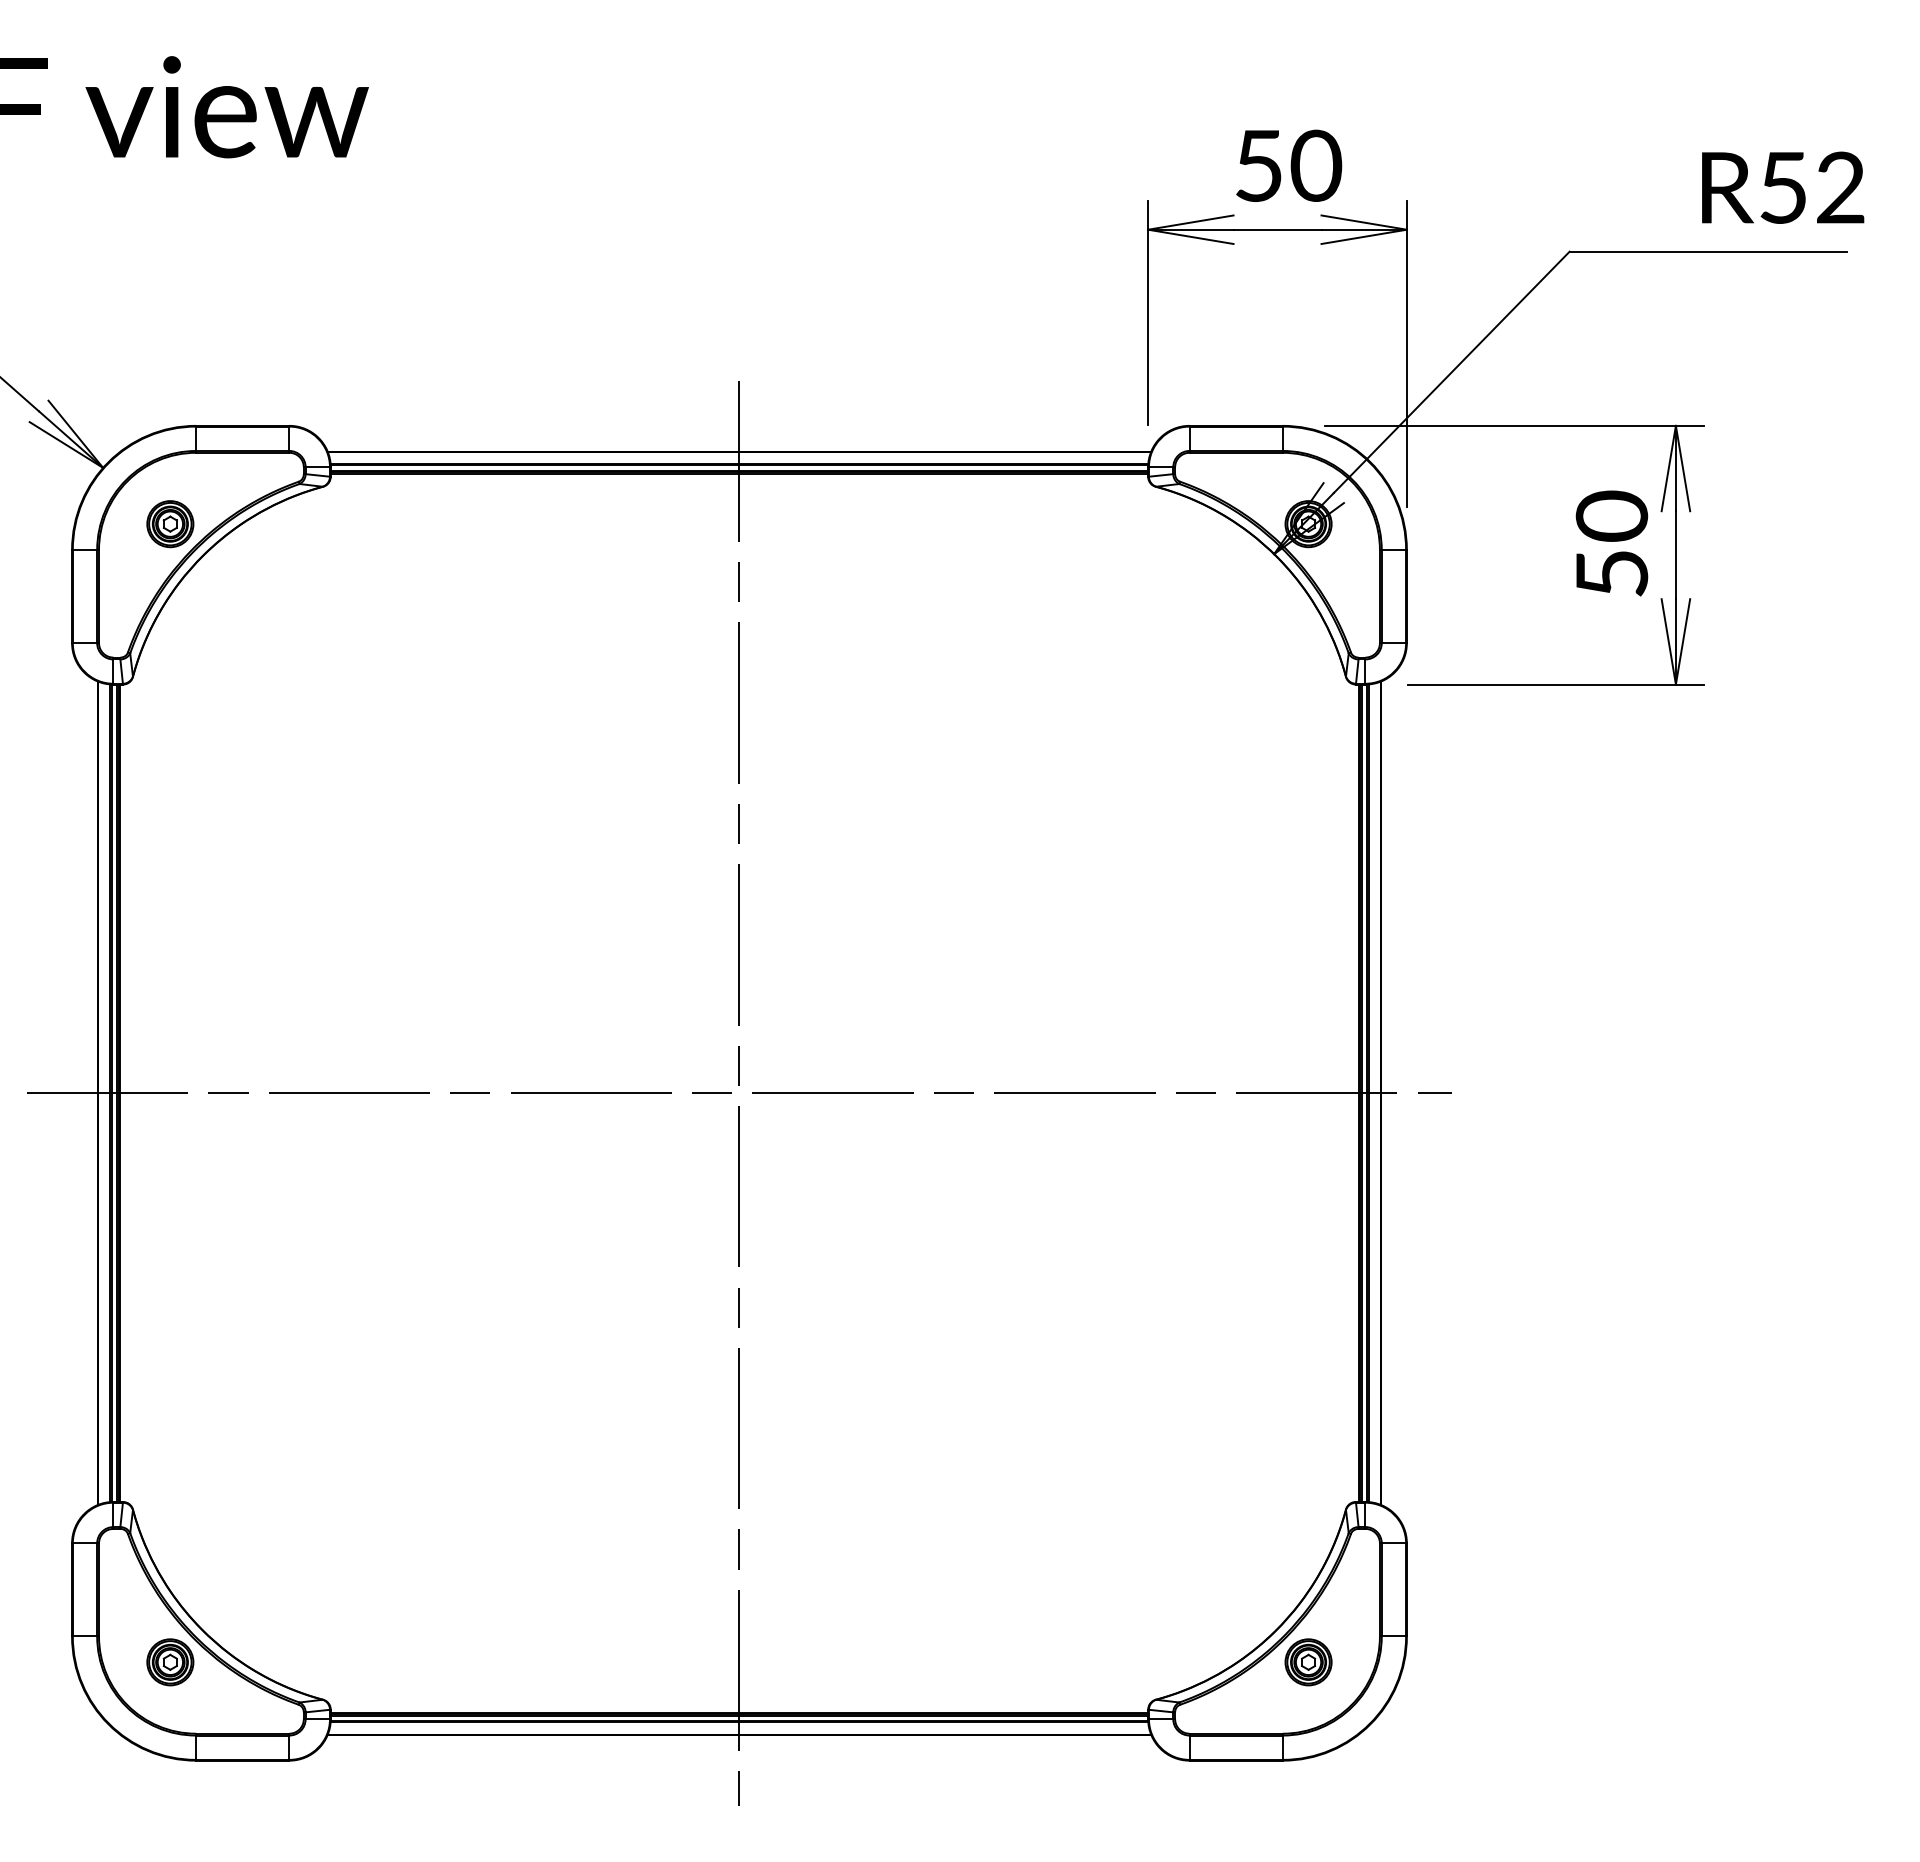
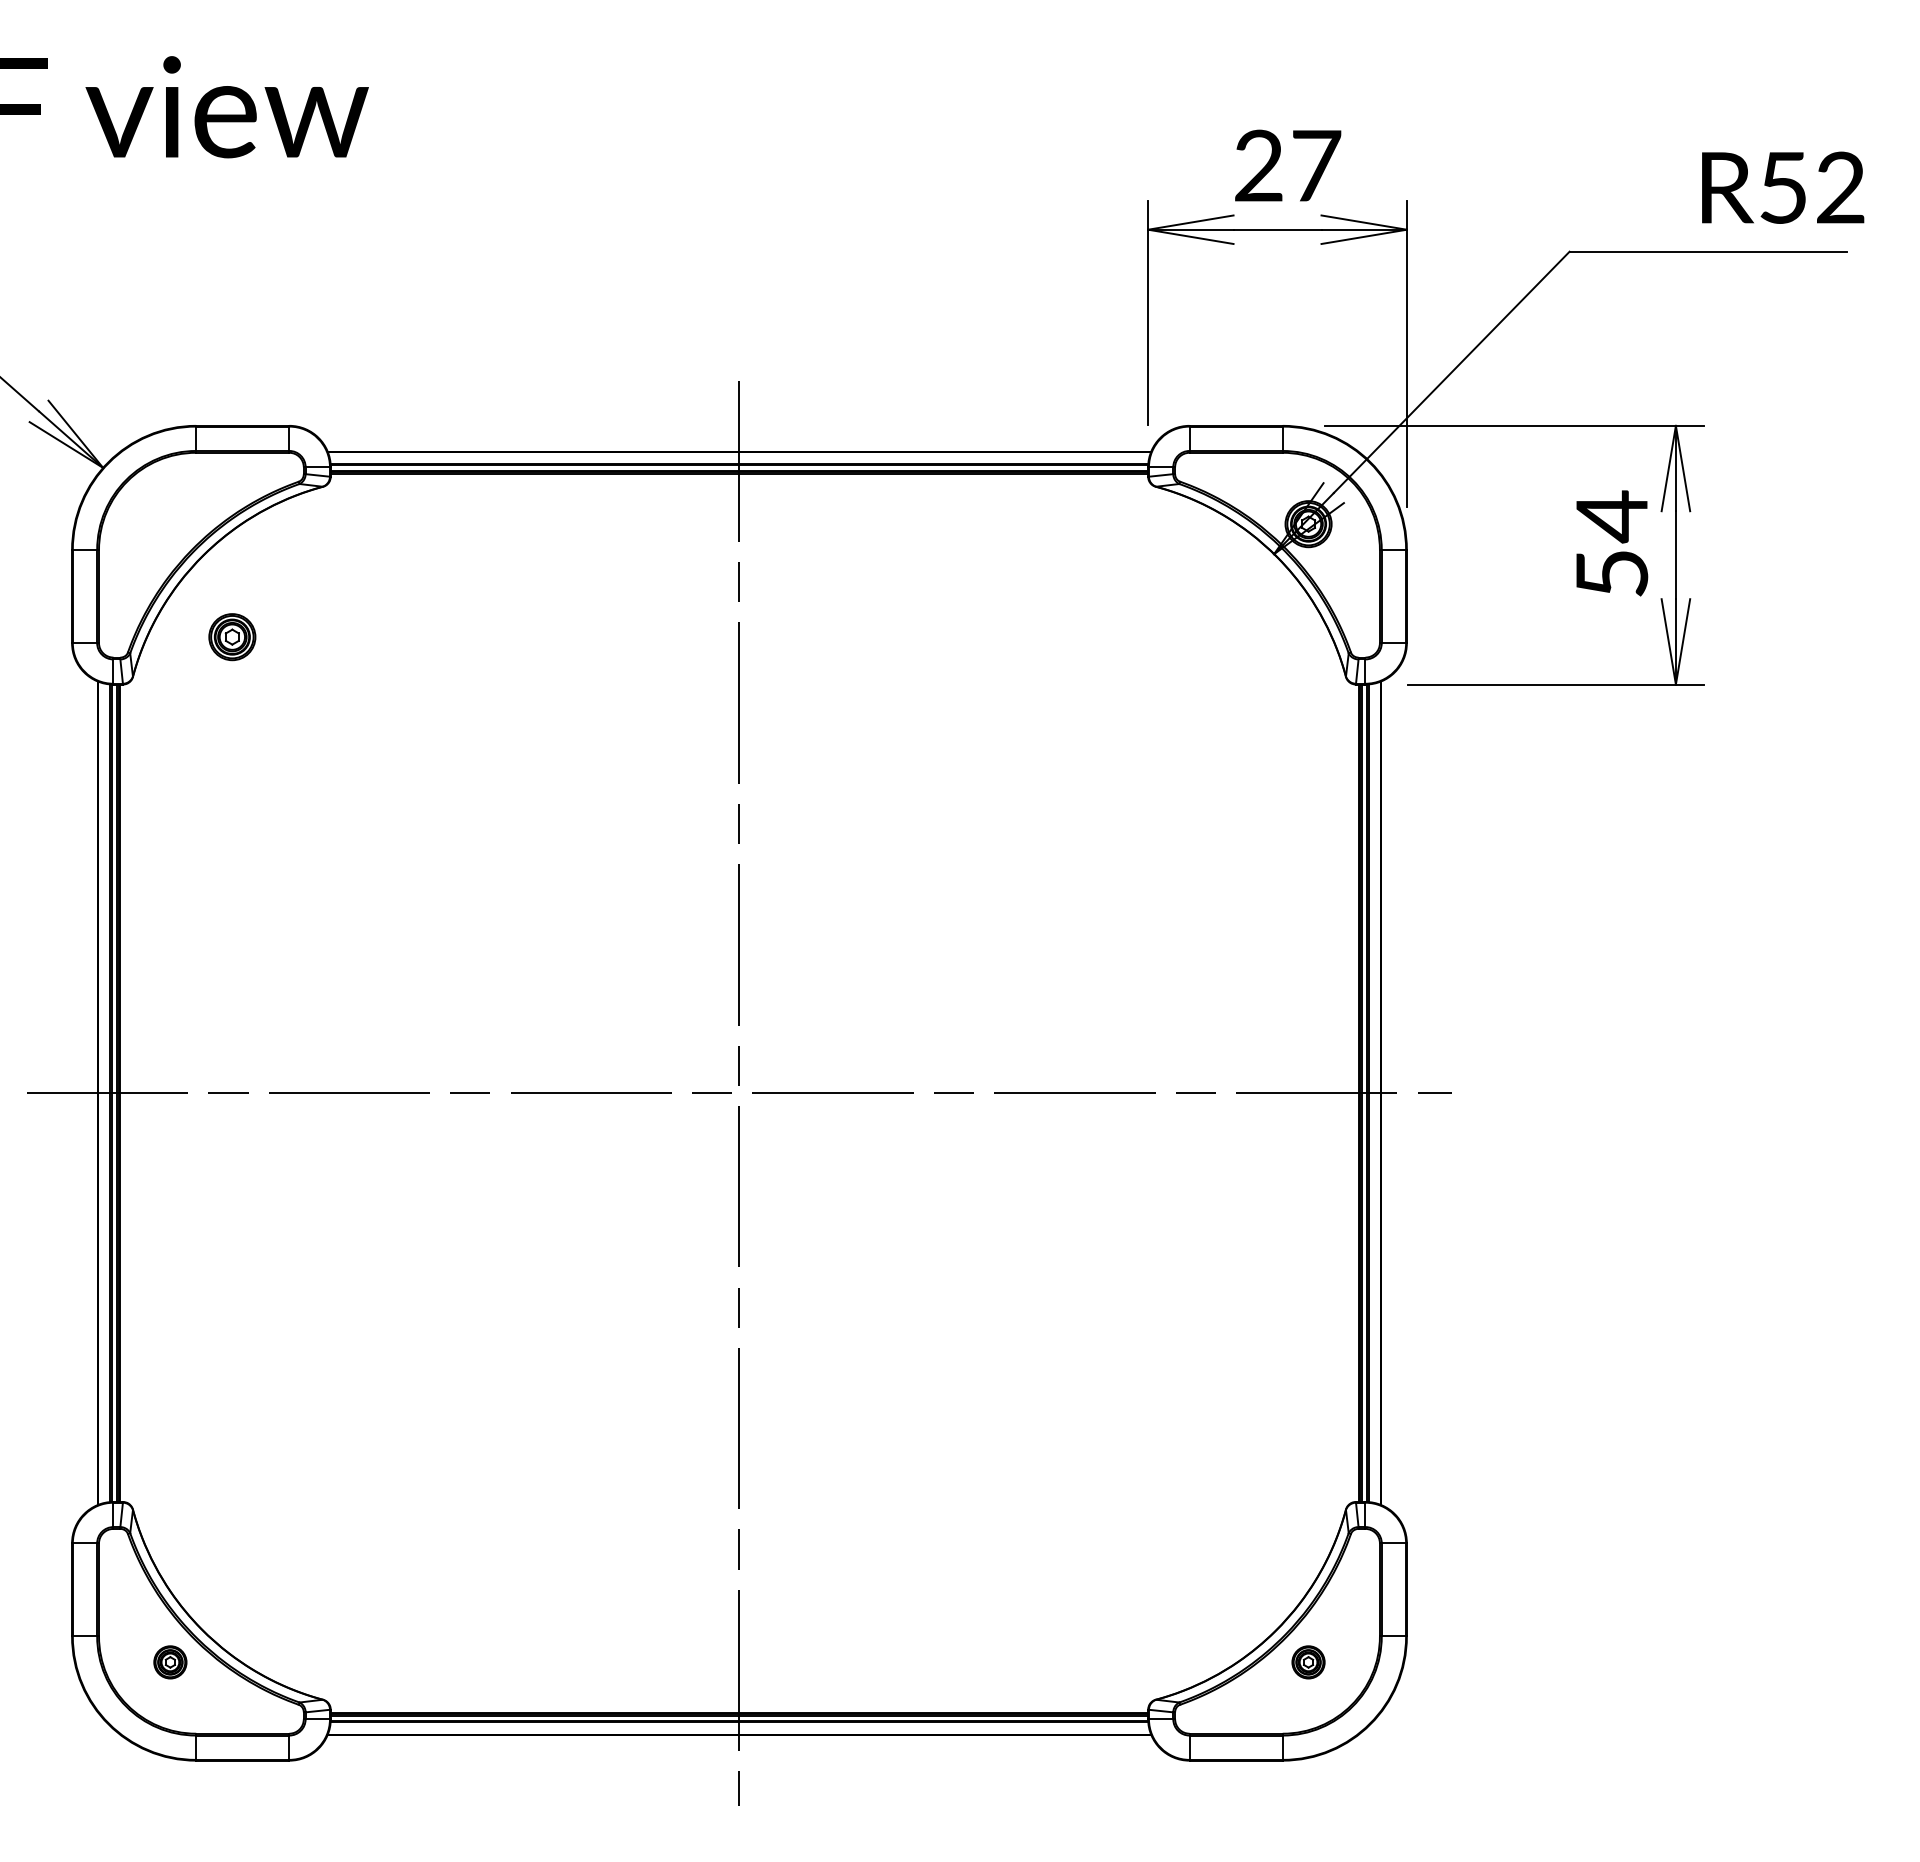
text: 50 -> 27 (1288, 165)
text: 50 -> 54 (1611, 516)
part position: (170, 524) -> (232, 637) (232, 637)
part size: 49x49 px -> 35x35 px (170, 1662)
part size: 49x49 px -> 35x35 px (1308, 1662)
